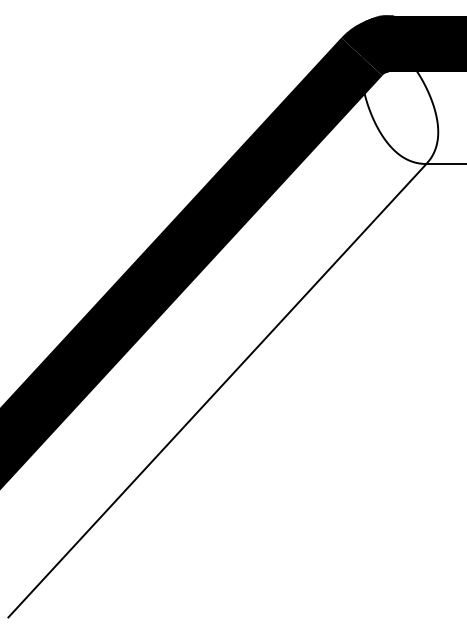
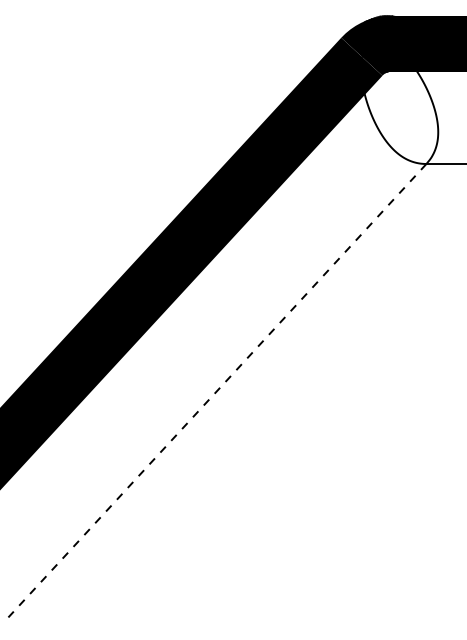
line: solid -> dashed (217, 391)
